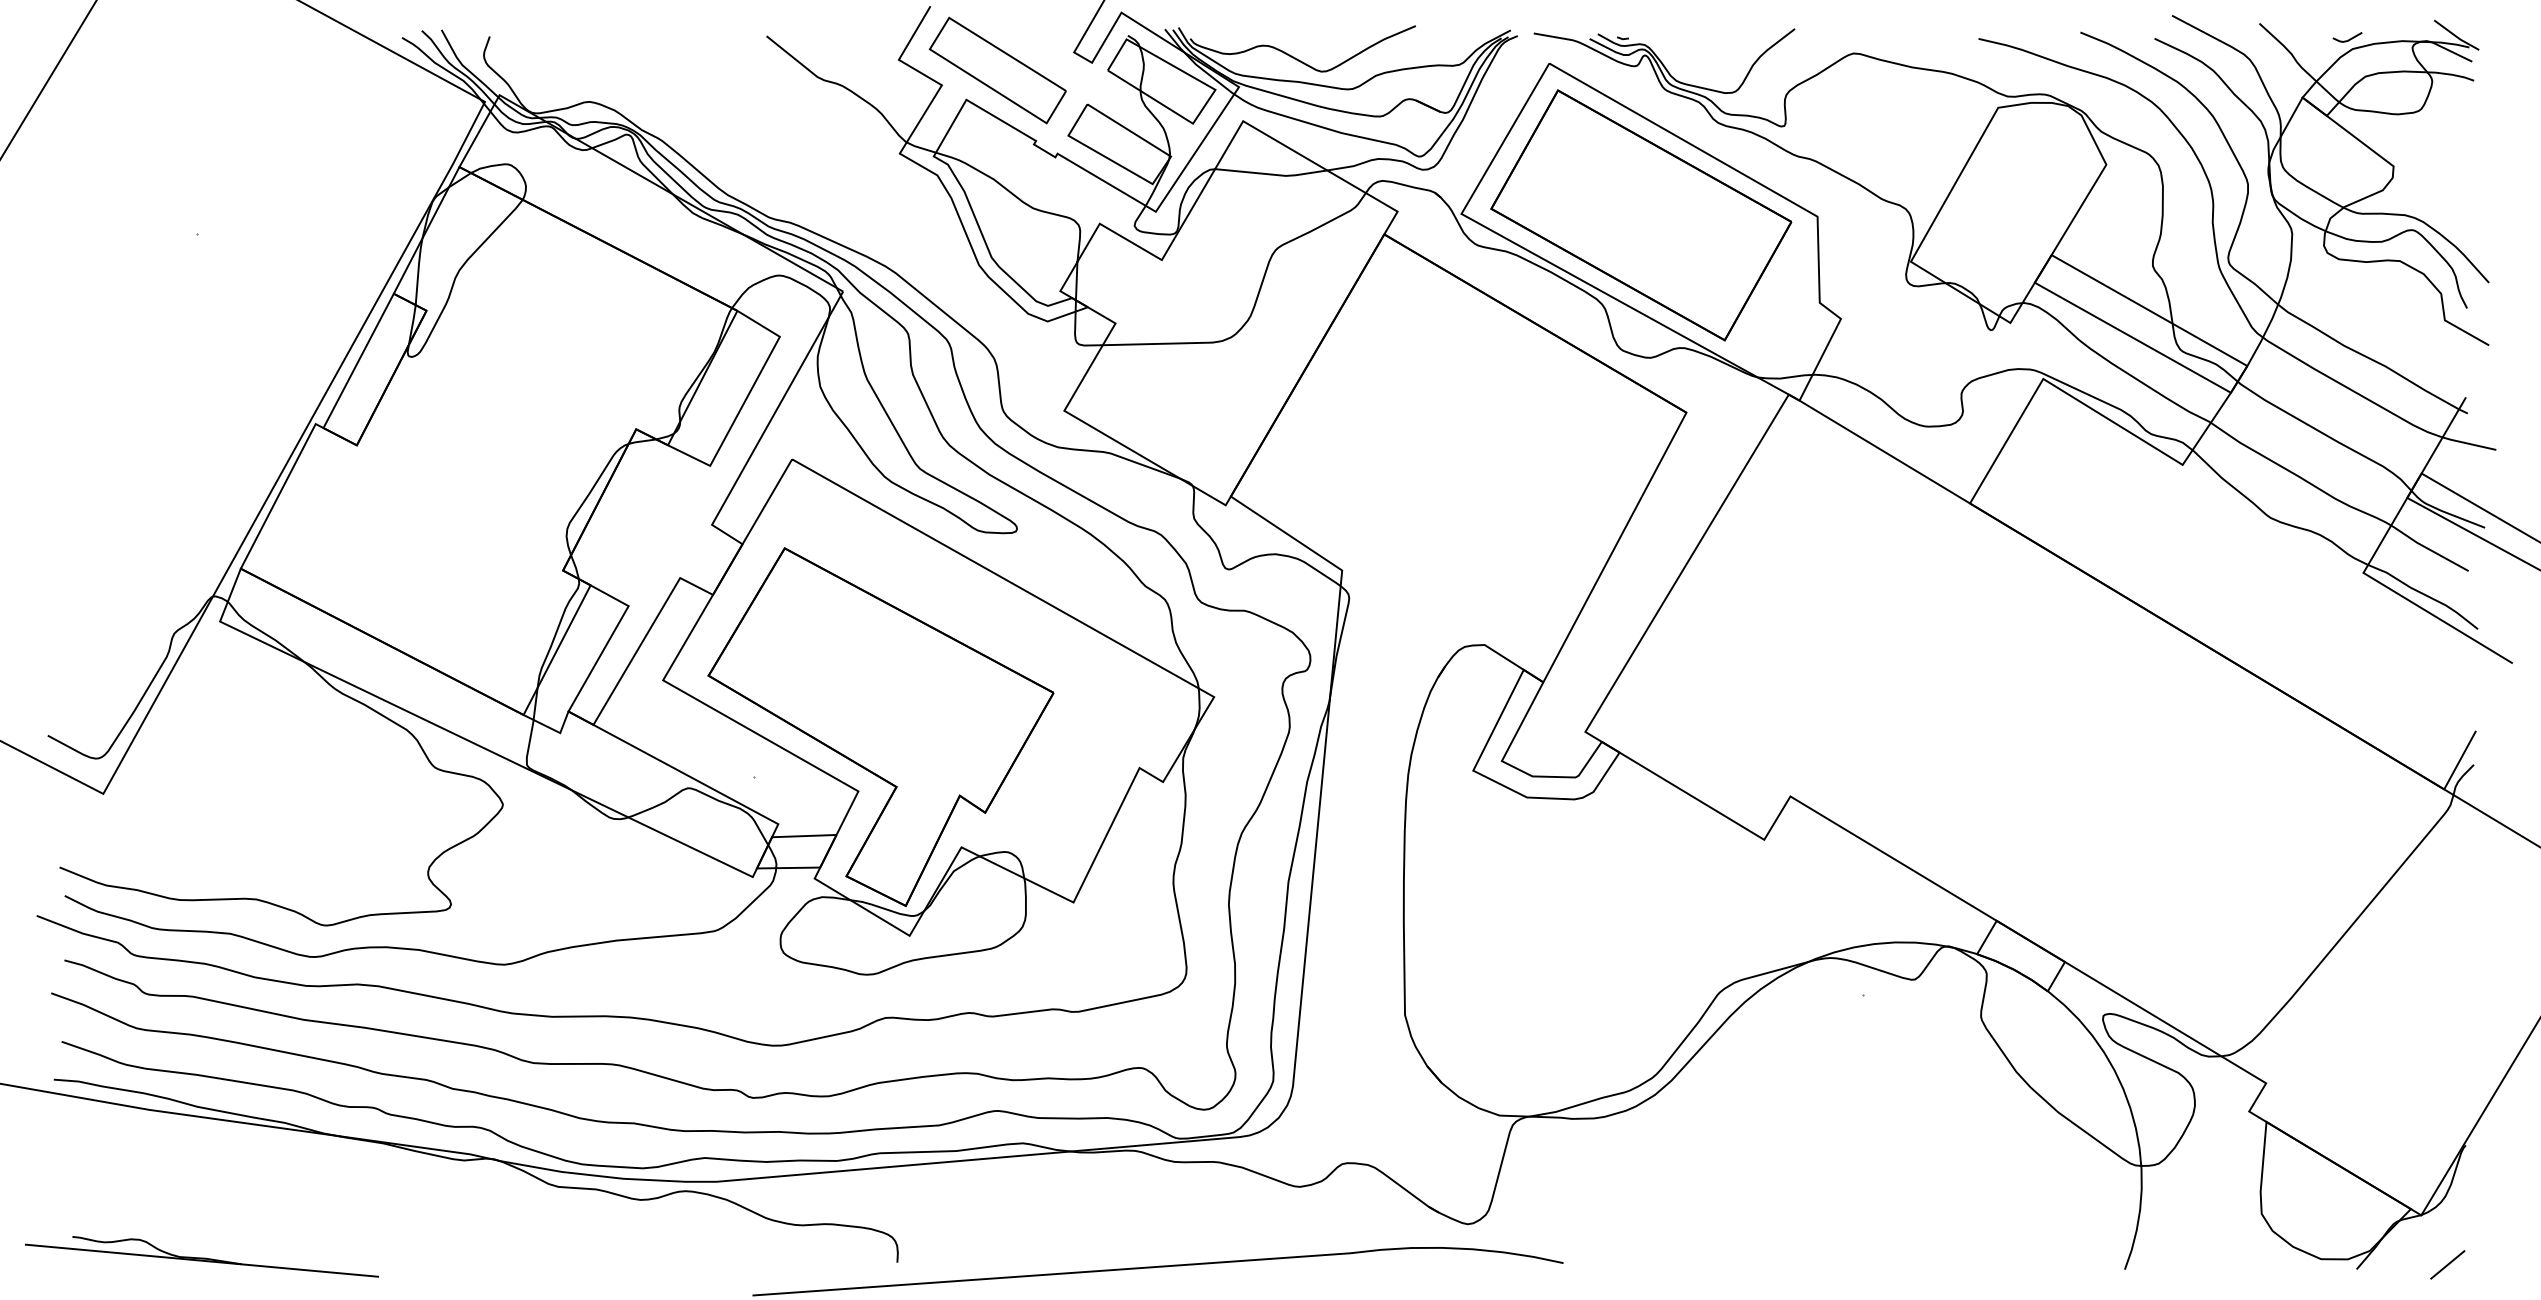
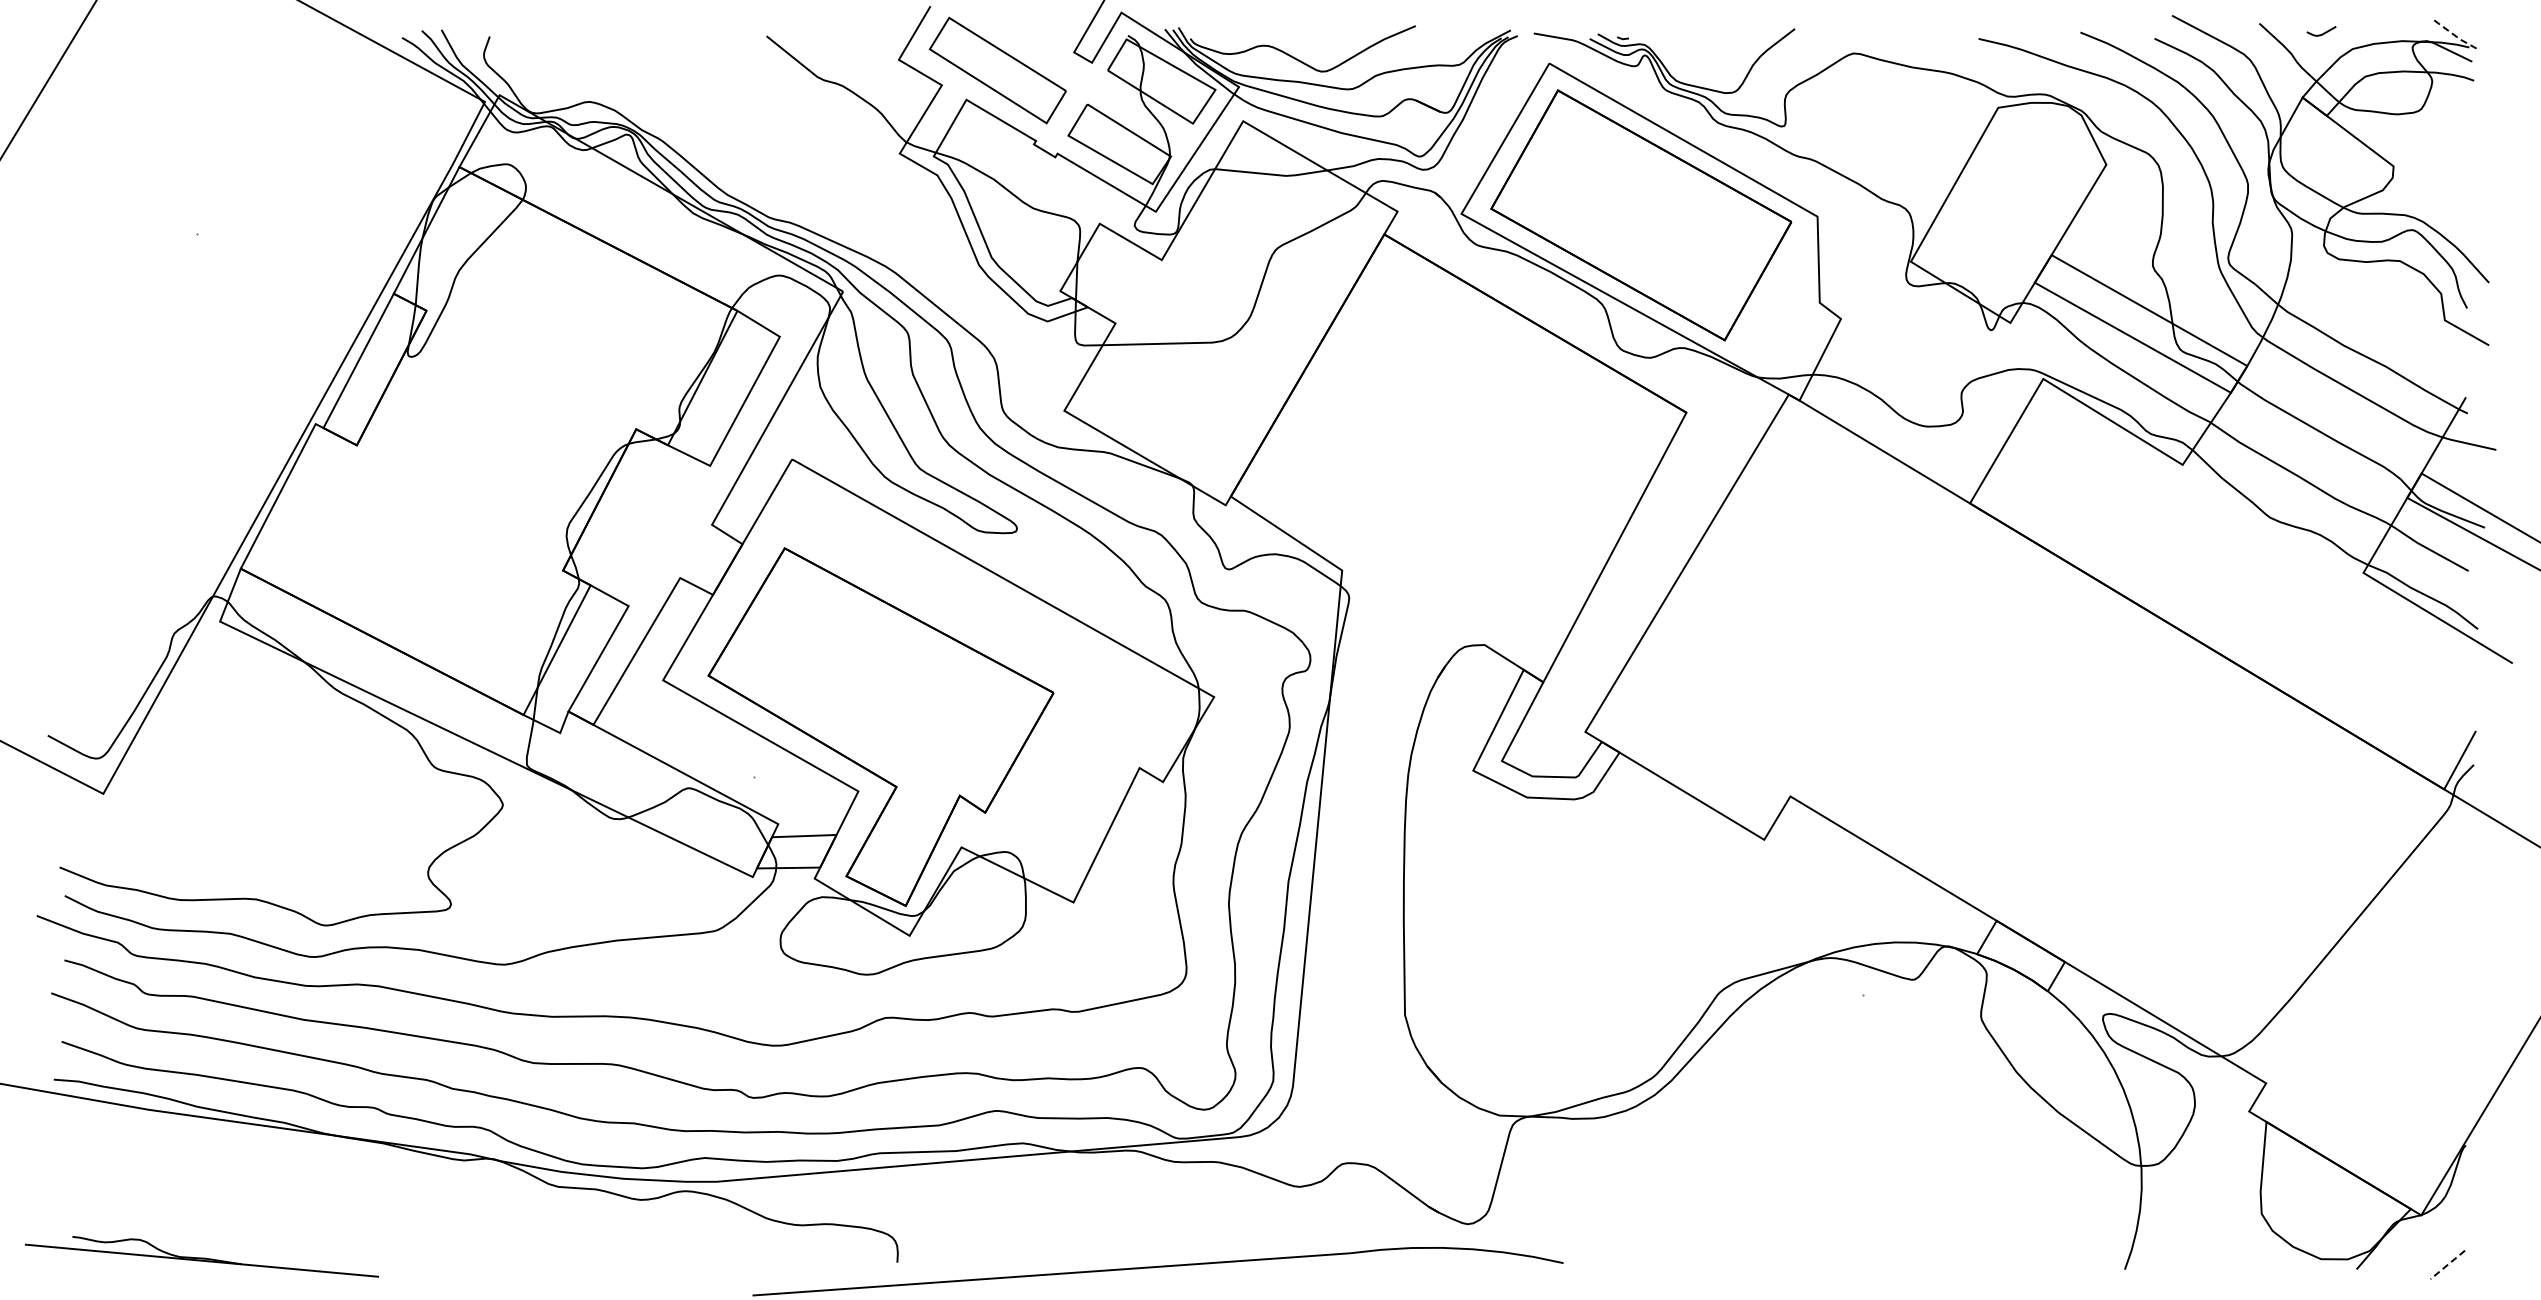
line: solid -> dashed (2456, 36)
line position: (2349, 38) -> (2323, 32) (2323, 32)
line: solid -> dashed (2447, 1265)
